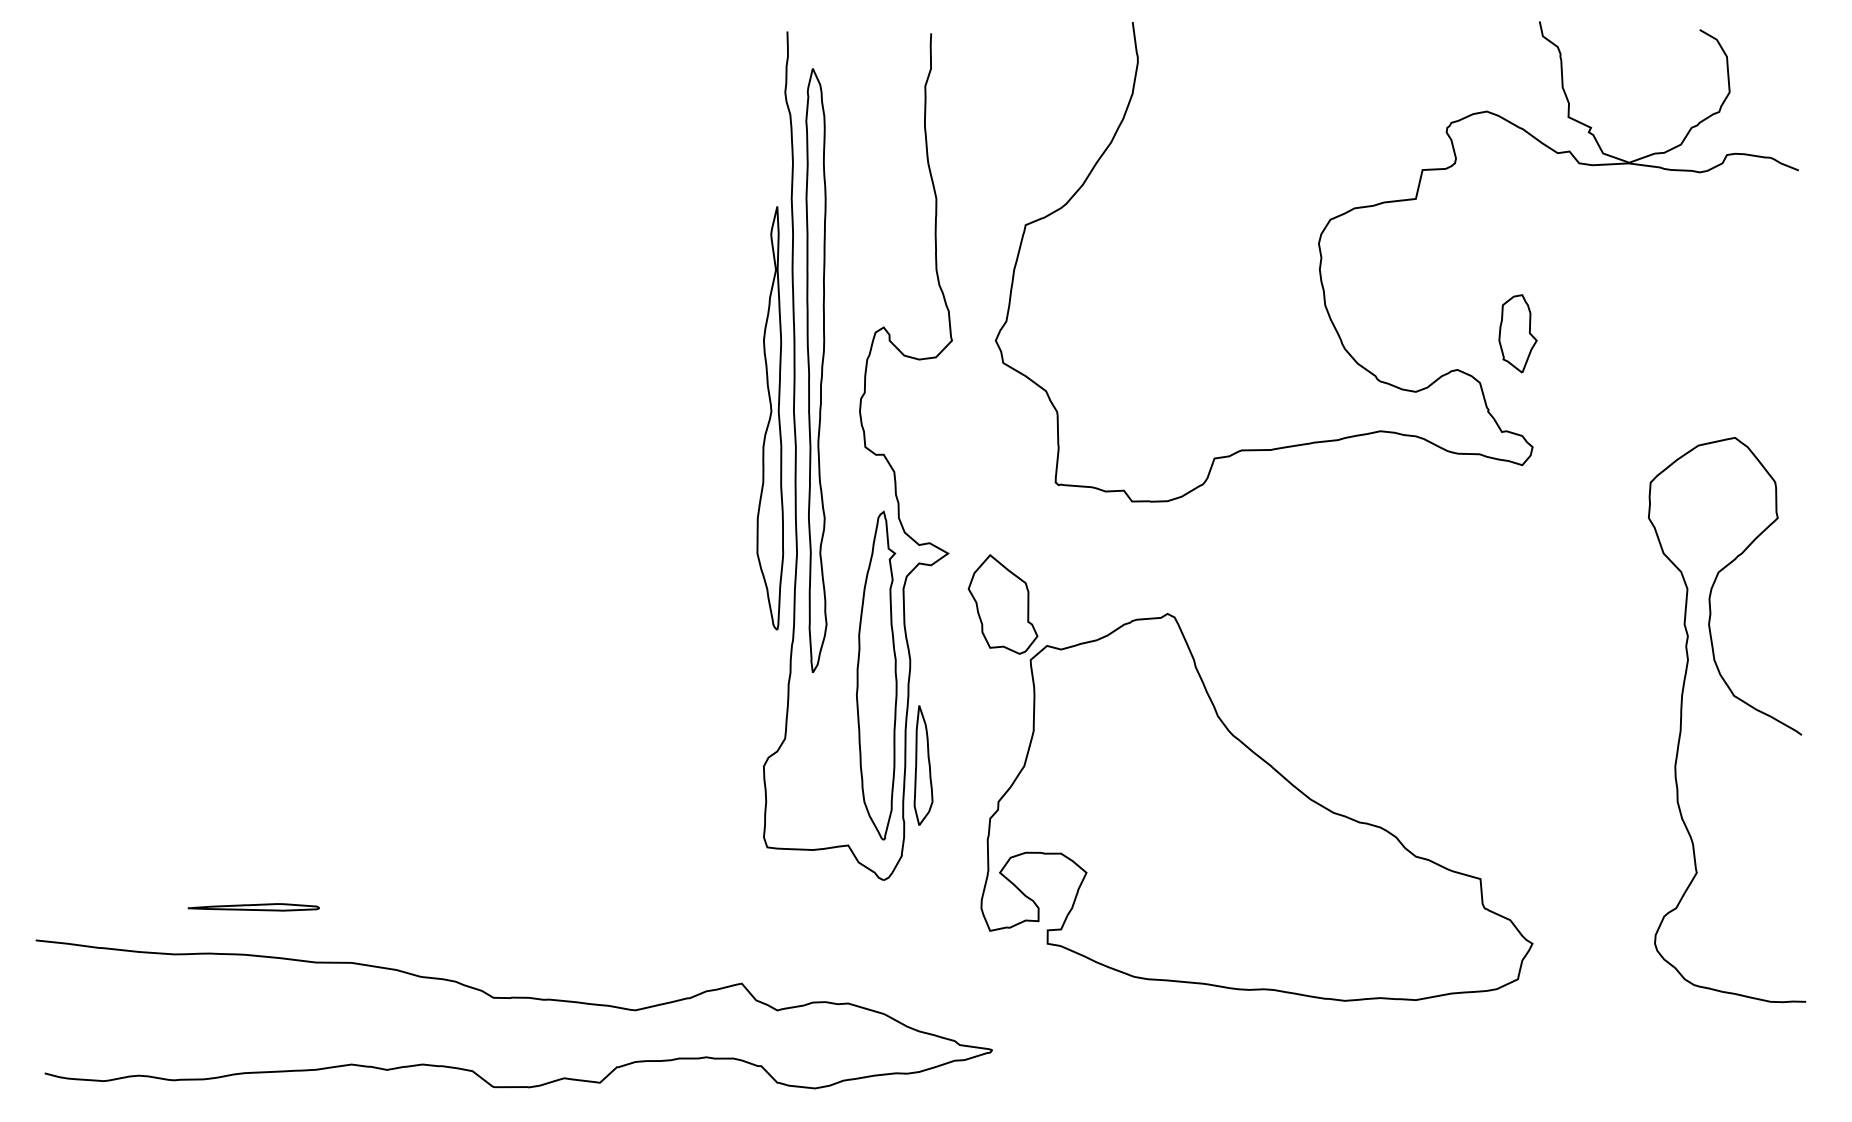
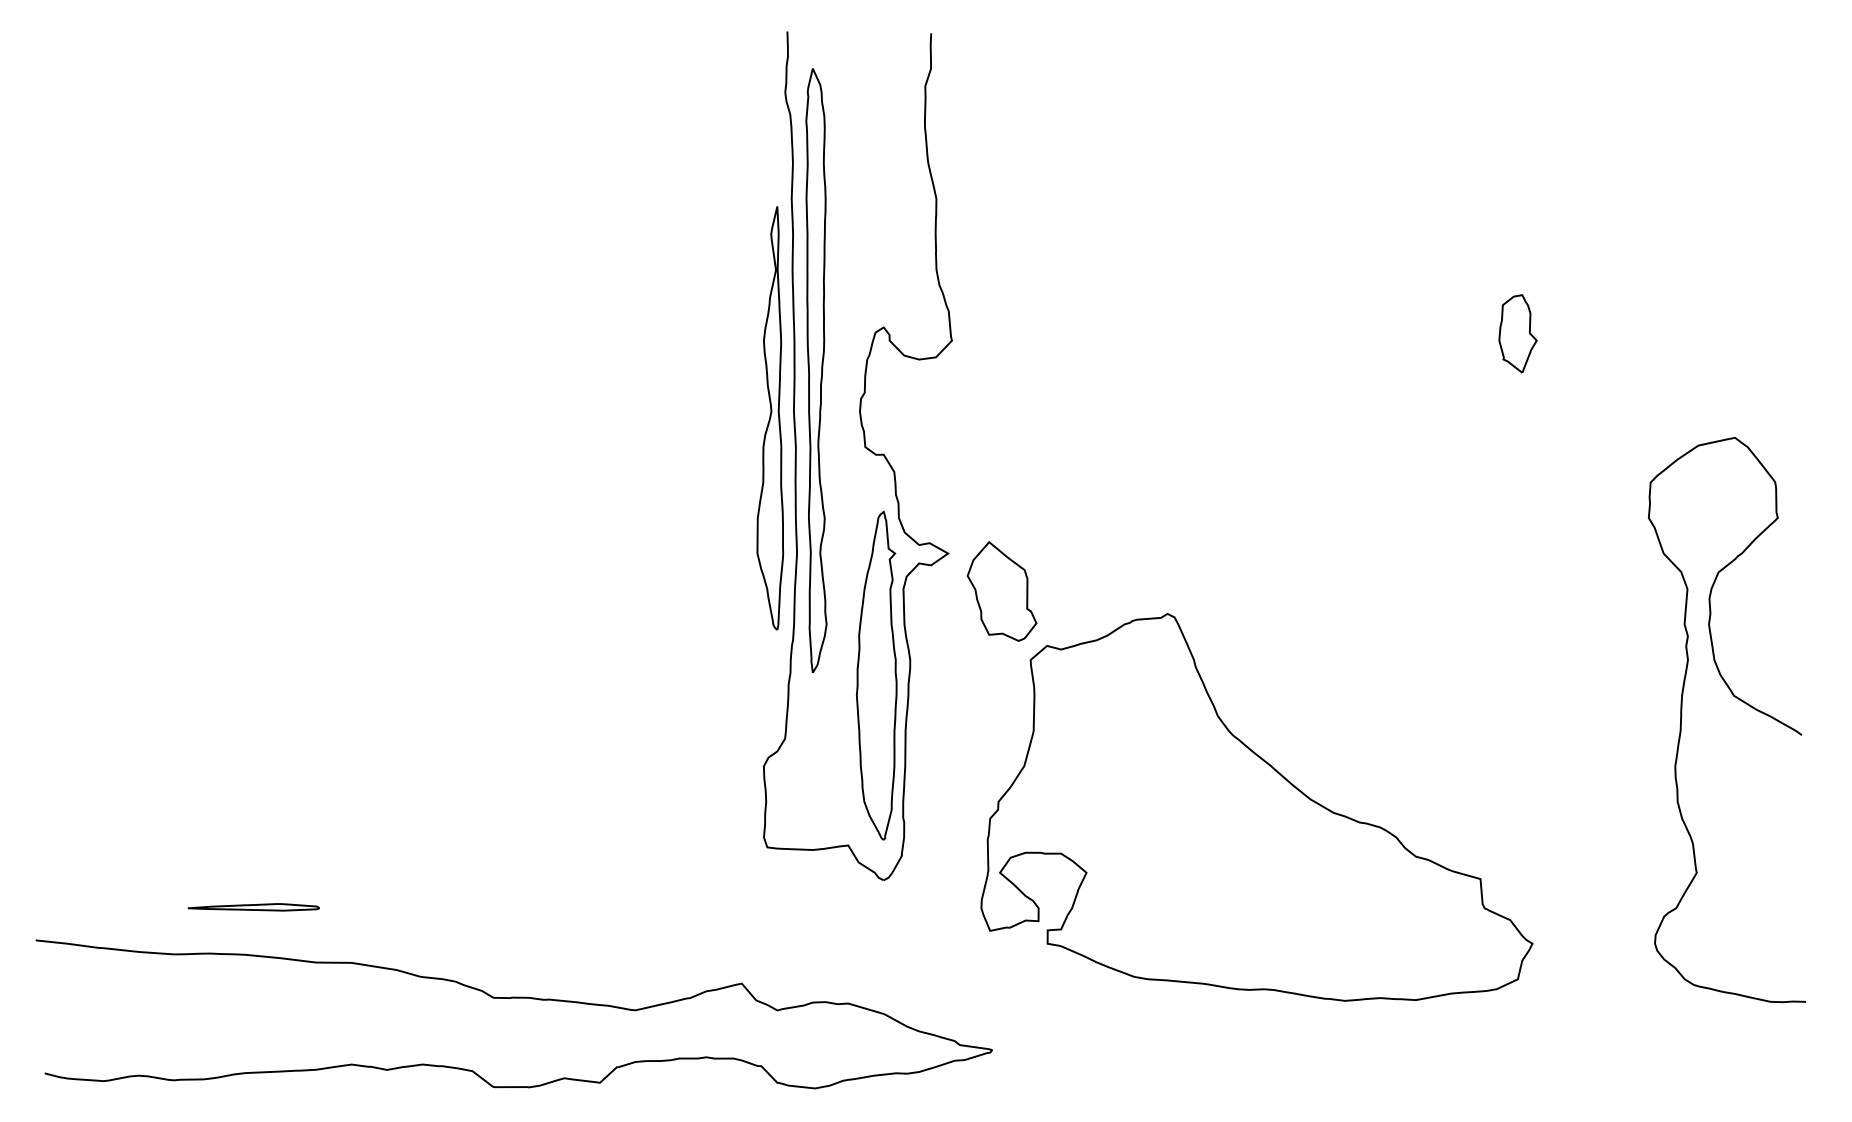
part: present -> none (1378, 205)
part position: (1002, 604) -> (1001, 591) (1001, 591)
part: present -> none (923, 765)
